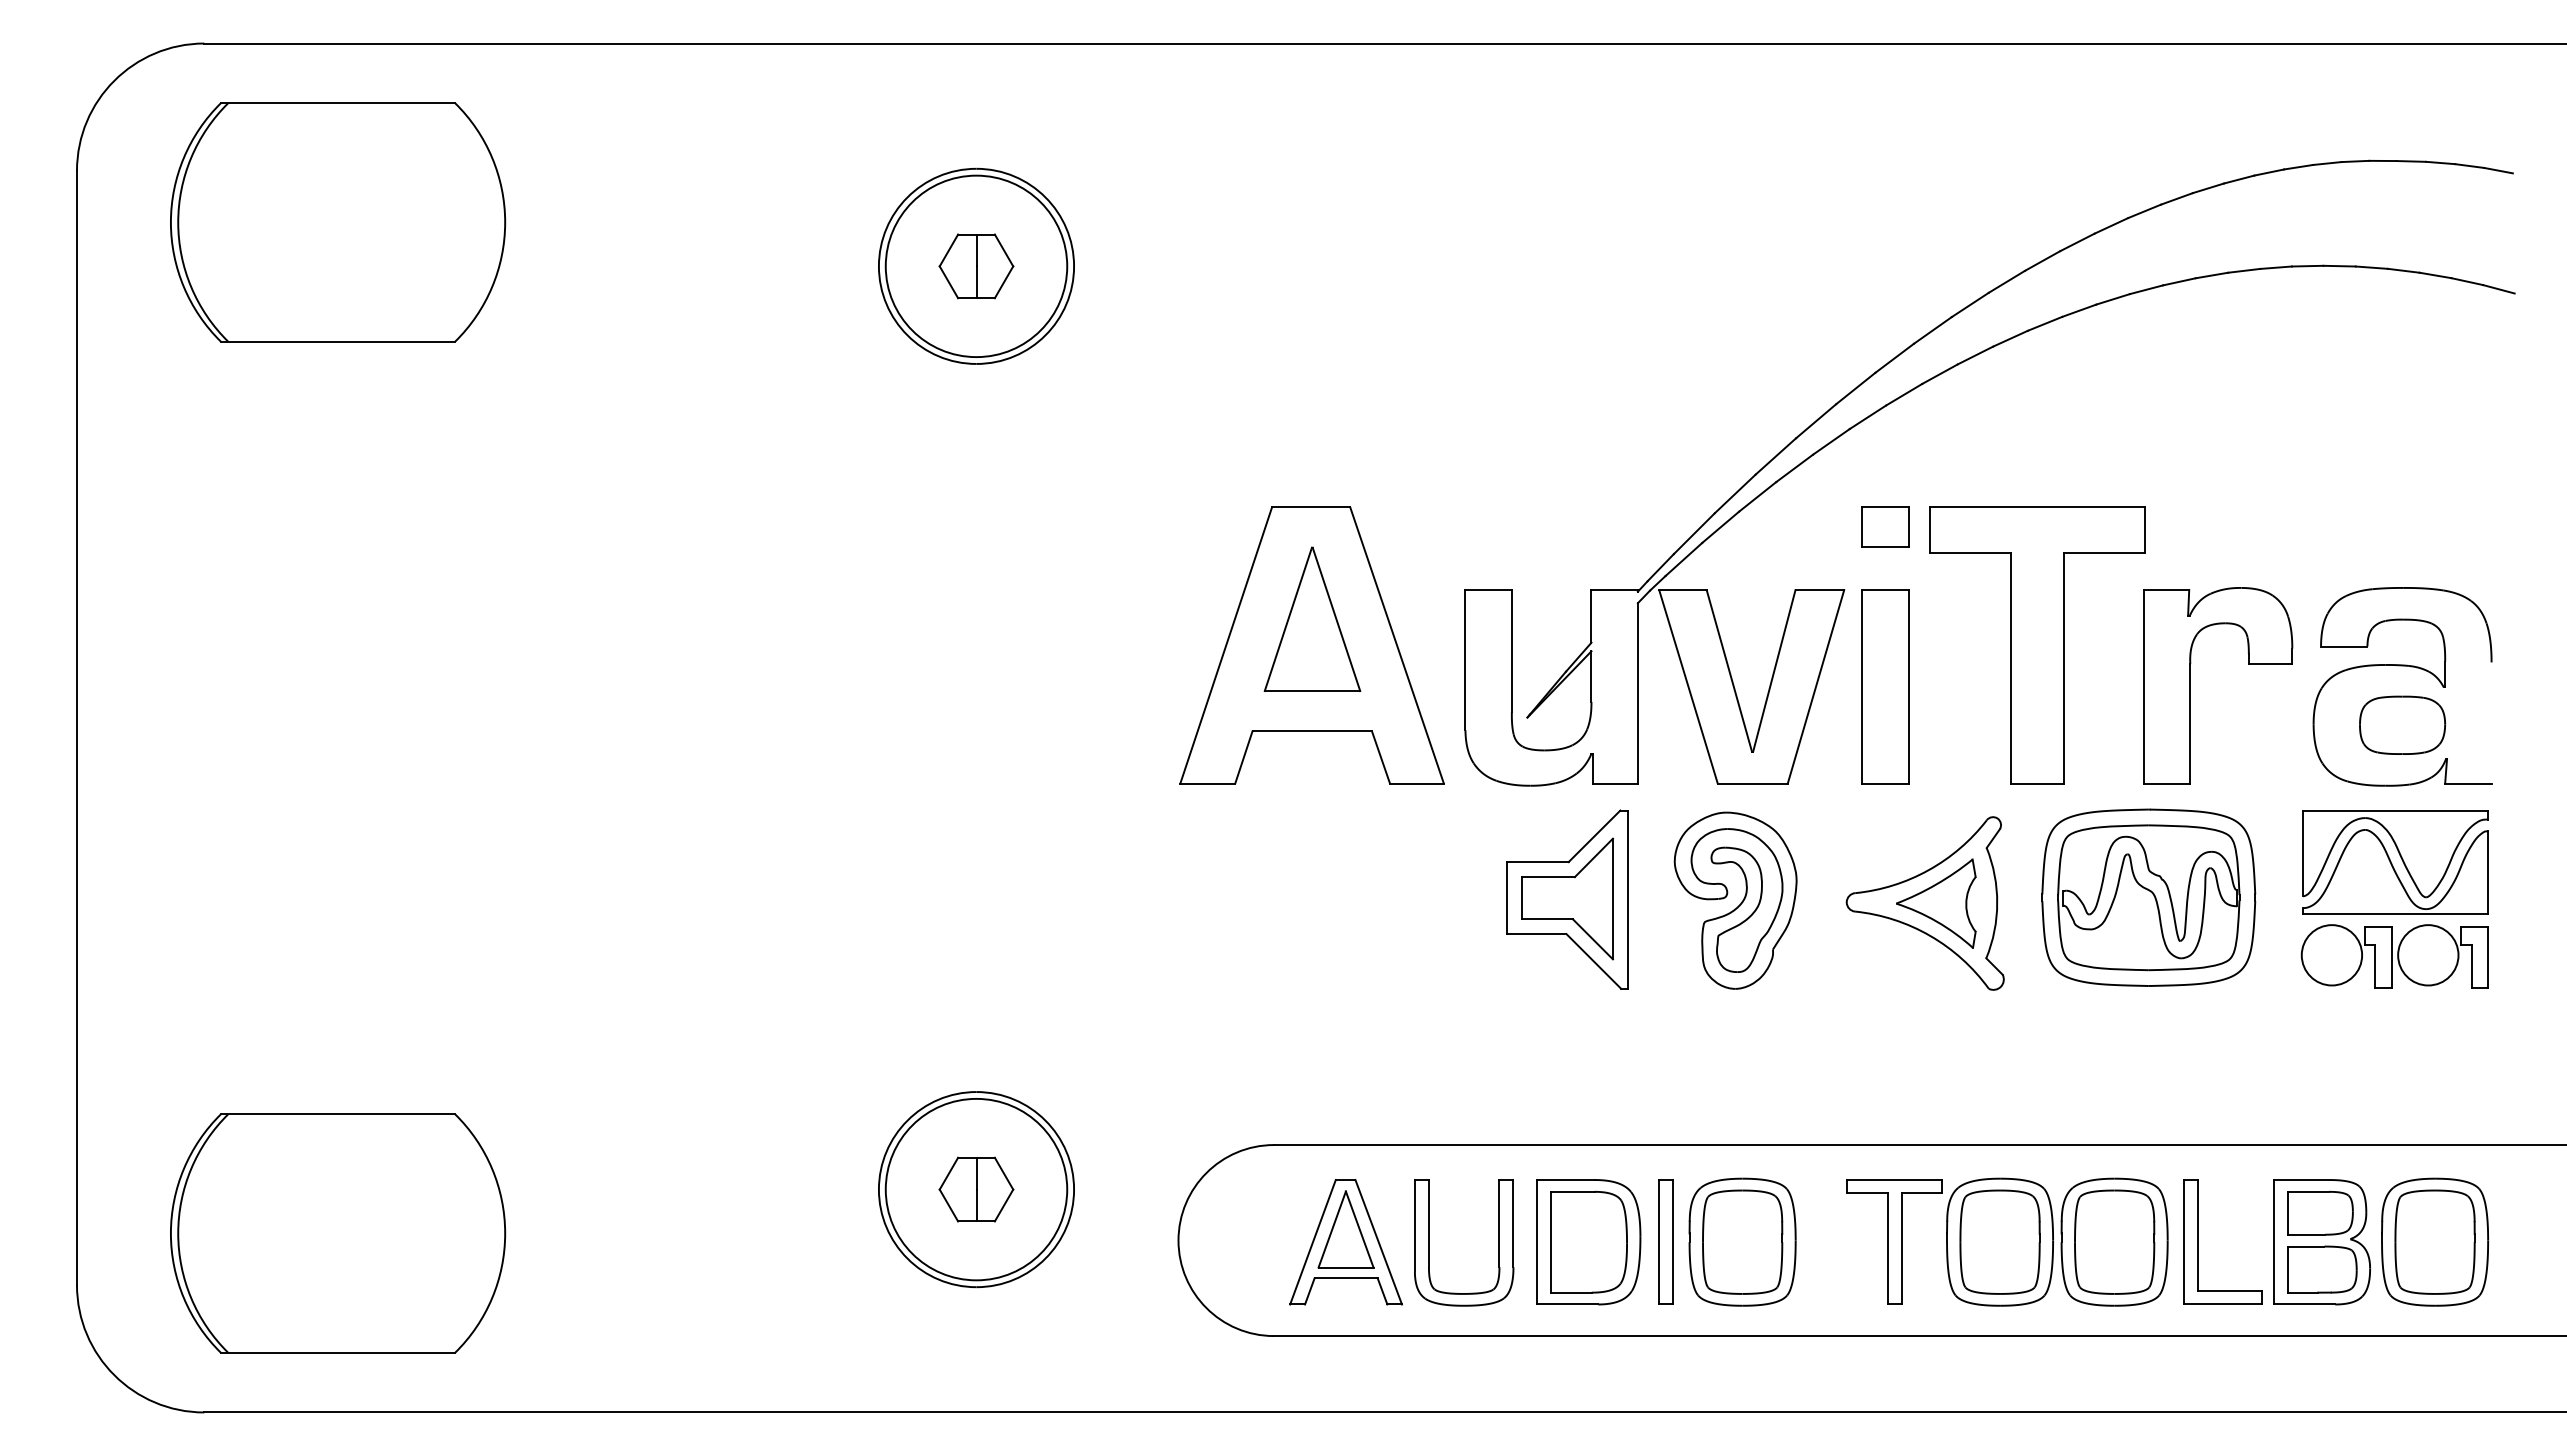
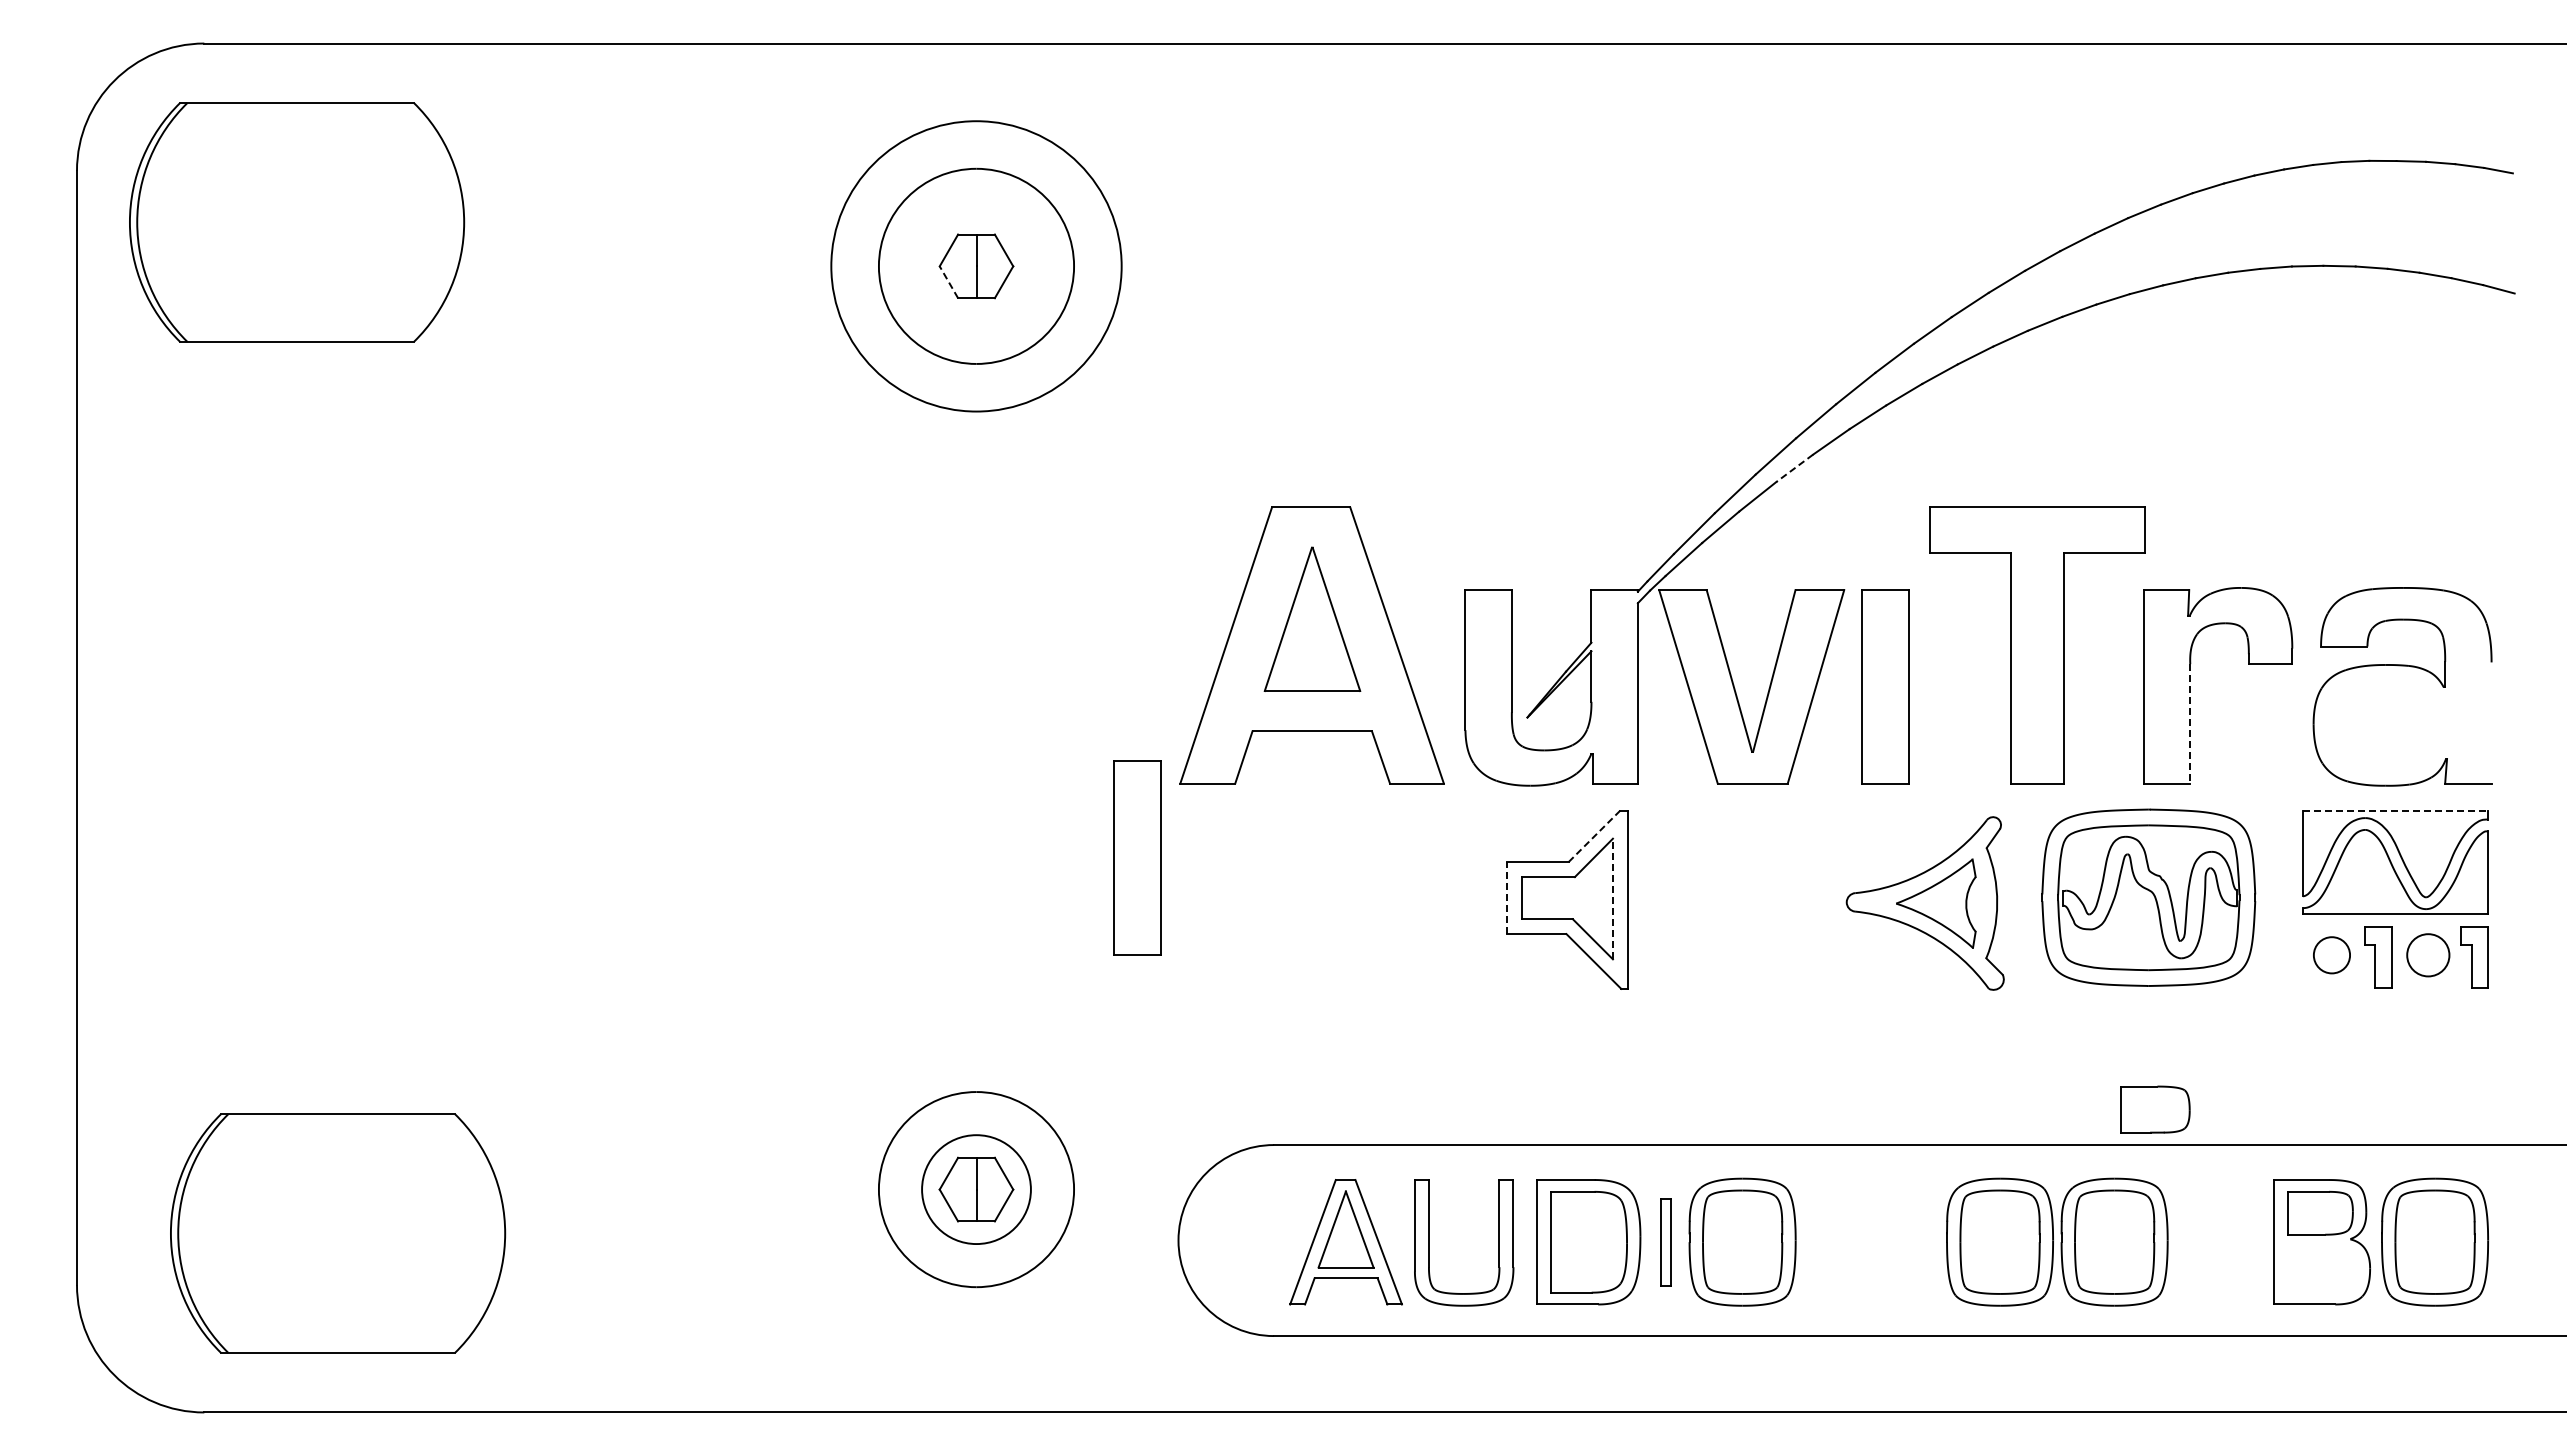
part position: (338, 222) -> (297, 222) (297, 222)
circle diameter: 181 px -> 290 px (976, 266)
line: solid -> dashed (948, 281)
line: solid -> dashed (1794, 468)
part: present -> none (1885, 526)
line: solid -> dashed (2190, 723)
part: present -> none (2402, 724)
line: solid -> dashed (2395, 810)
line: solid -> dashed (1594, 835)
part: none -> present (1137, 857)
line: solid -> dashed (1506, 898)
line: solid -> dashed (1612, 898)
part: present -> none (1735, 900)
circle diameter: 60 px -> 36 px (2331, 955)
circle diameter: 60 px -> 42 px (2428, 955)
circle diameter: 181 px -> 109 px (976, 1189)
part size: 16x126 px -> 12x89 px (1665, 1242)
part: present -> none (1894, 1241)
part: present -> none (2198, 1241)
part position: (2322, 1269) -> (2155, 1109) (2155, 1109)
